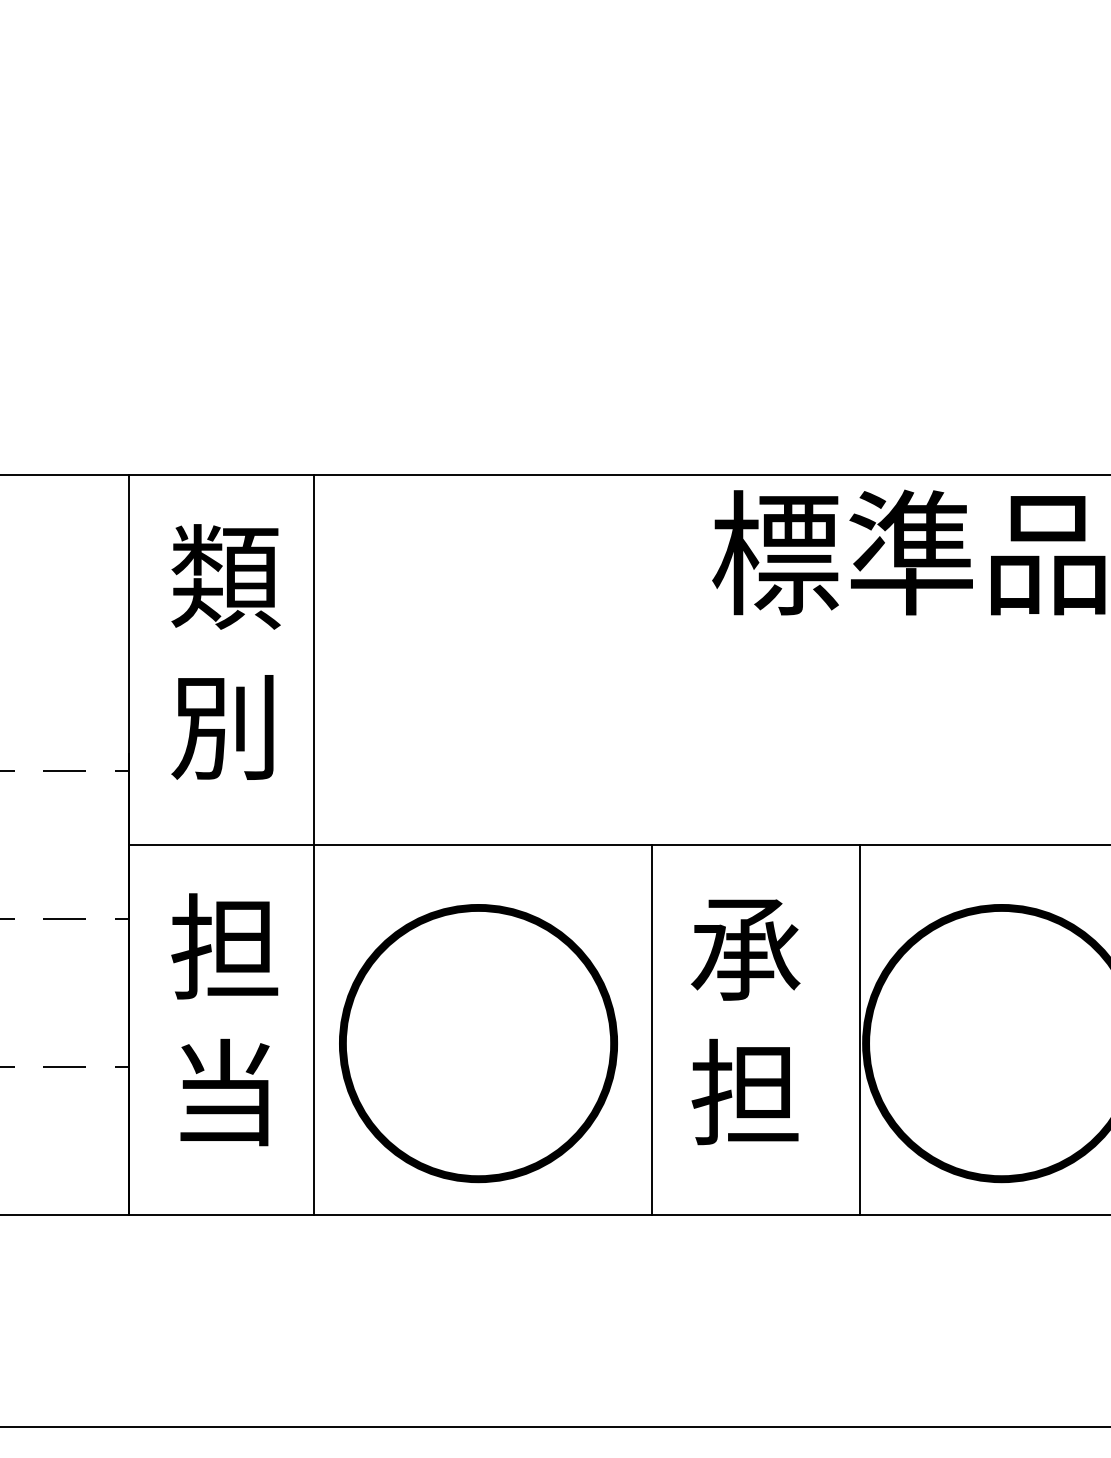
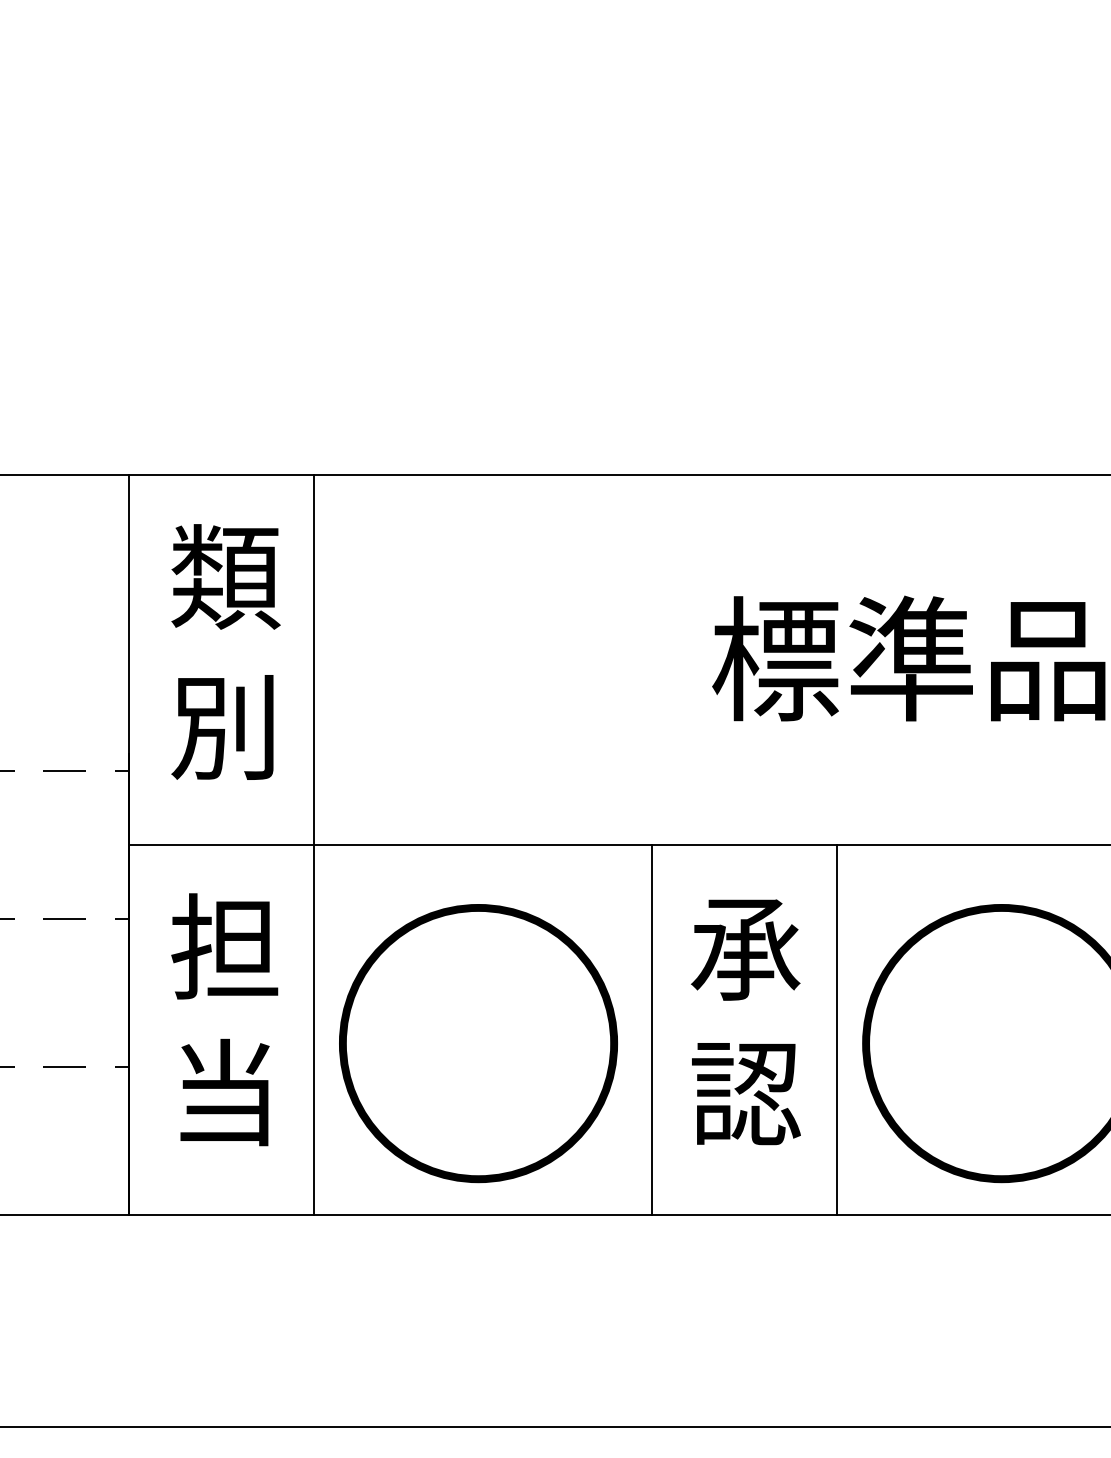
text position: (908, 552) -> (908, 658) (908, 658)
line position: (860, 1029) -> (837, 1029) (837, 1029)
text: 担 -> 認 (745, 1091)
